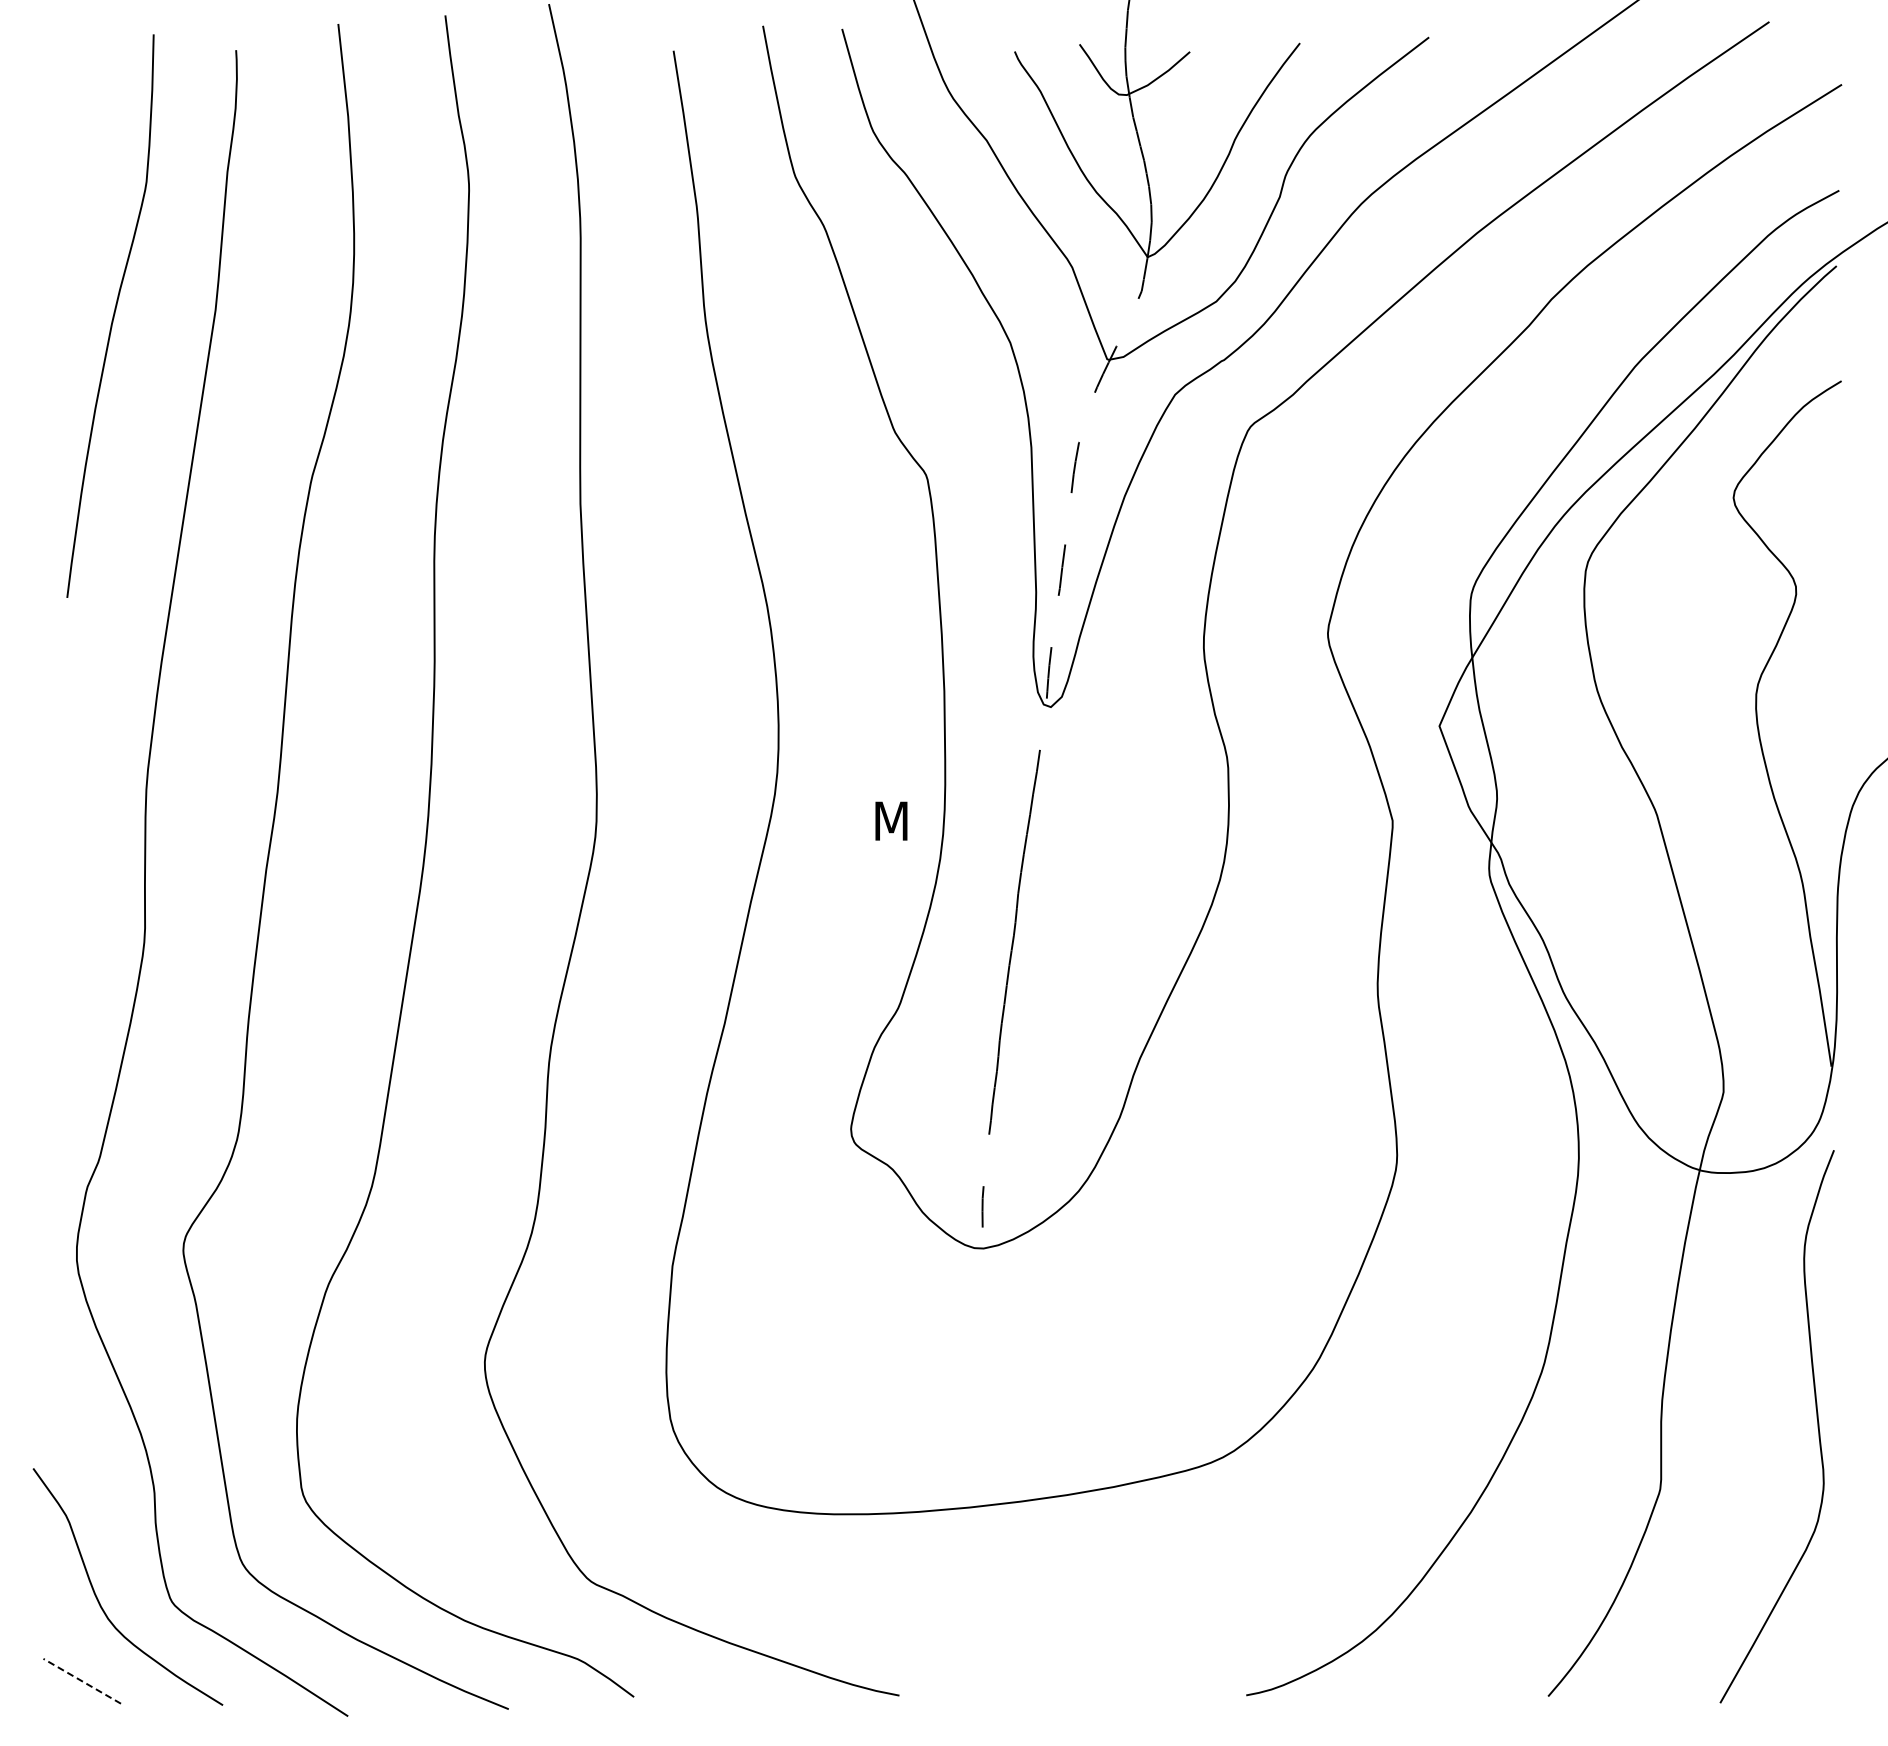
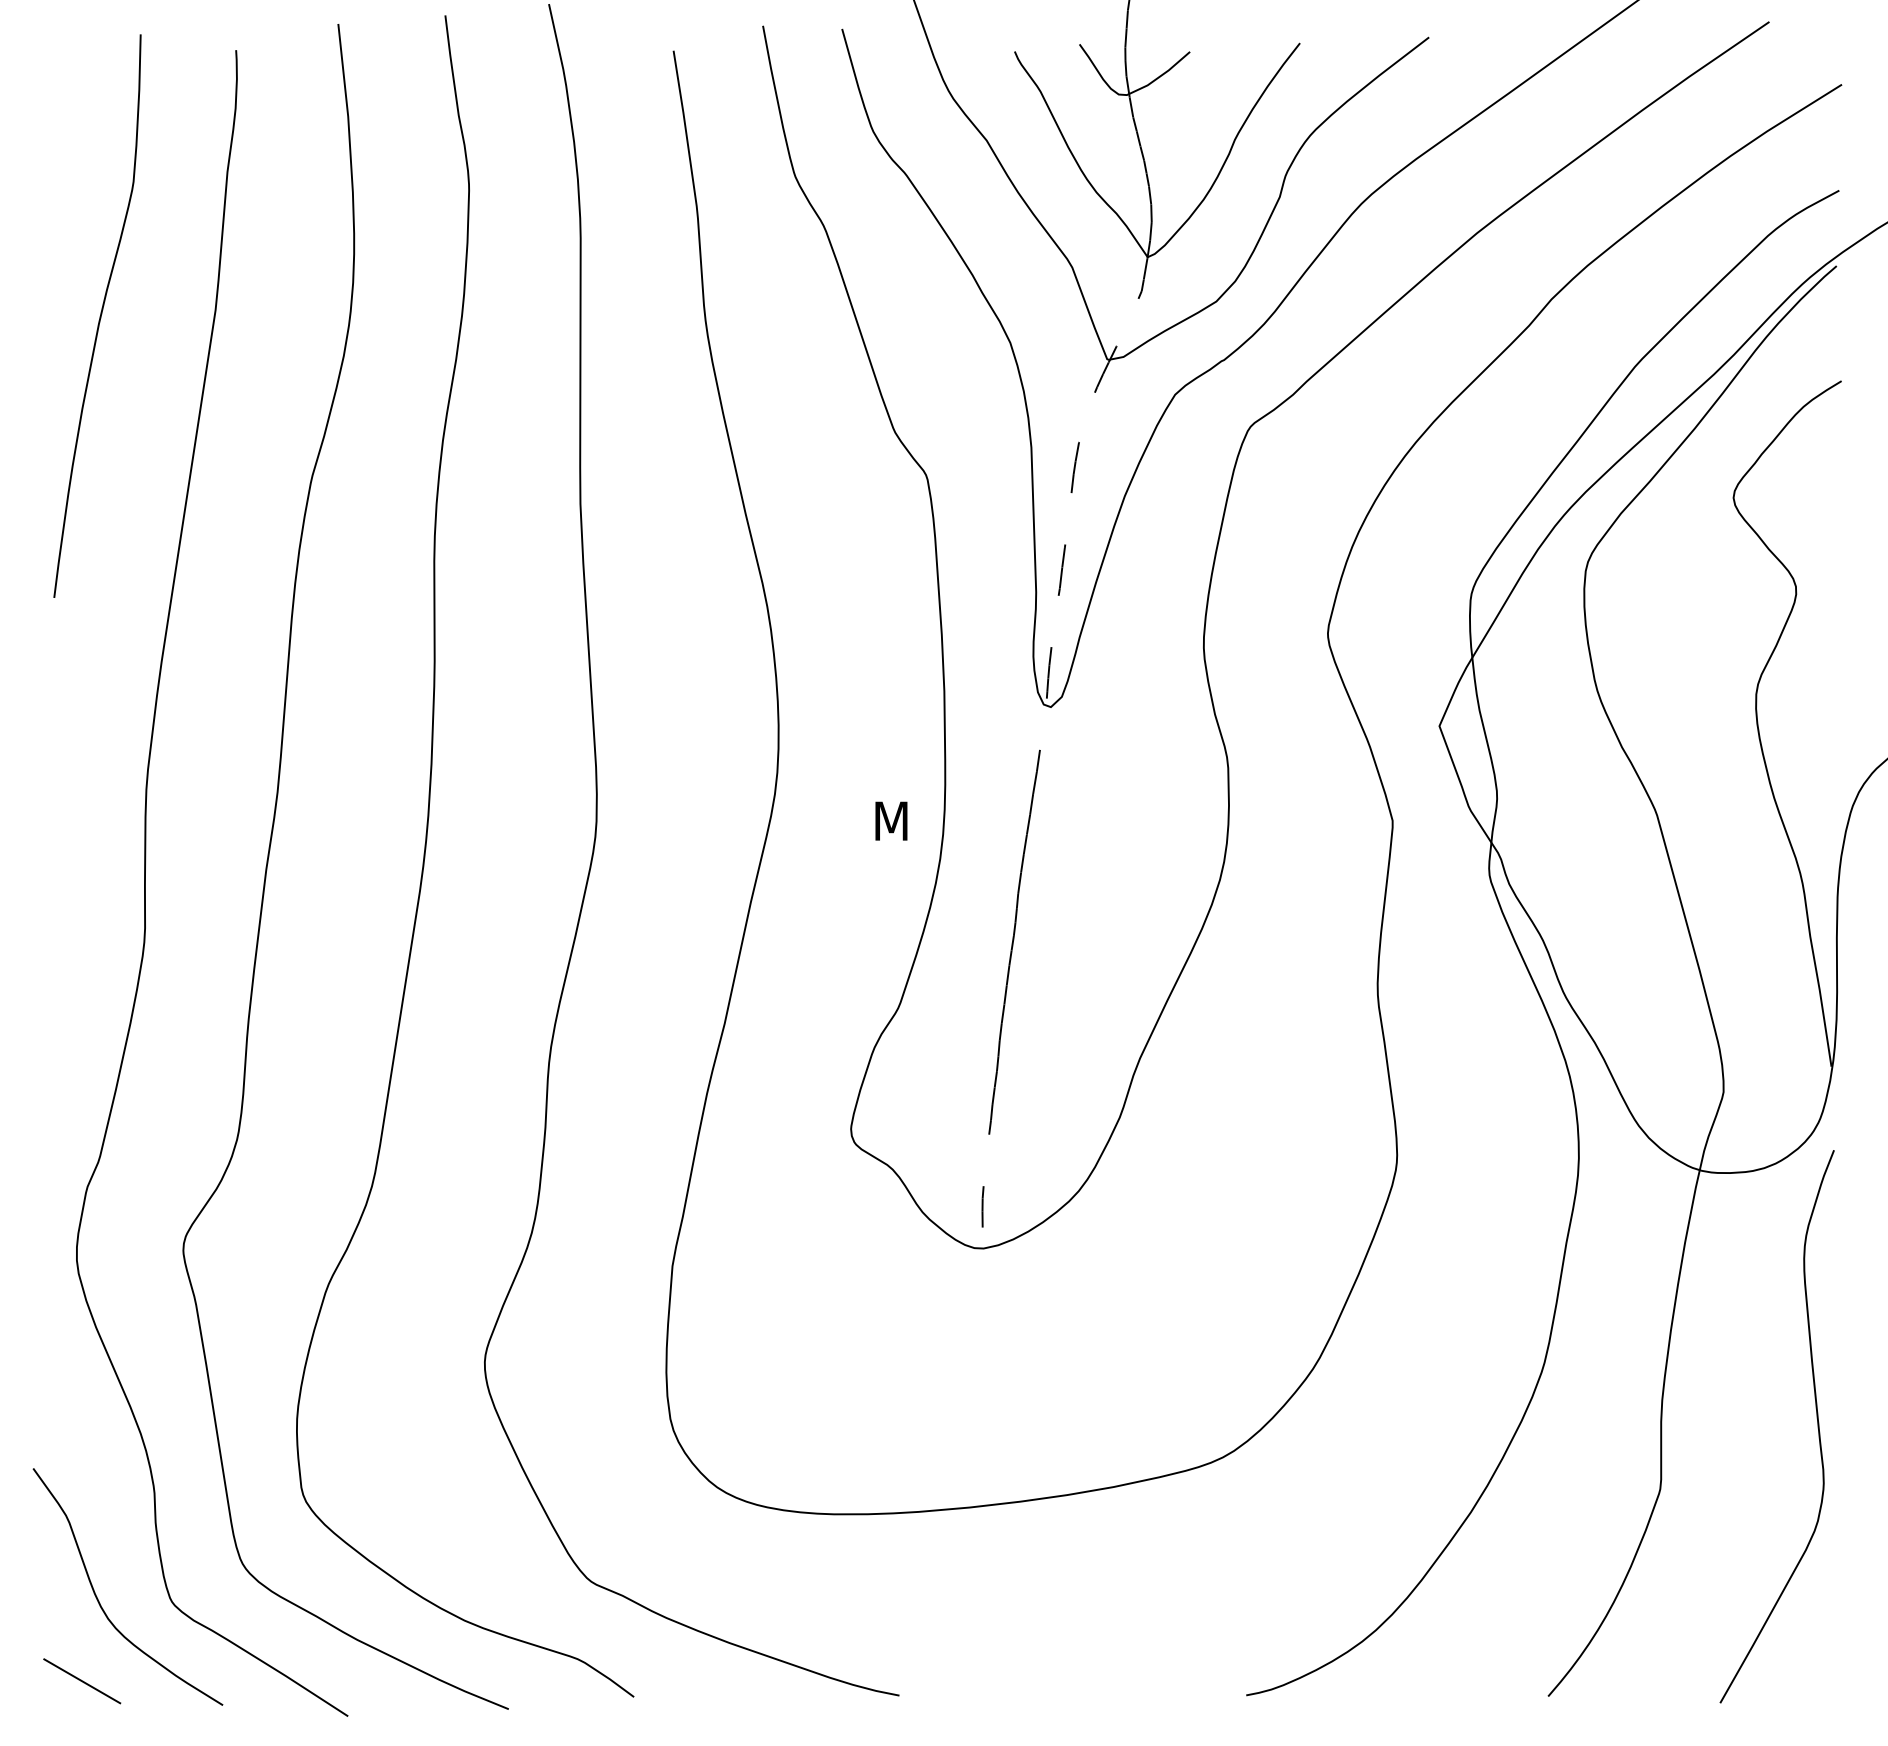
curve position: (112, 316) -> (99, 316) (99, 316)
line: dashed -> solid (82, 1681)
